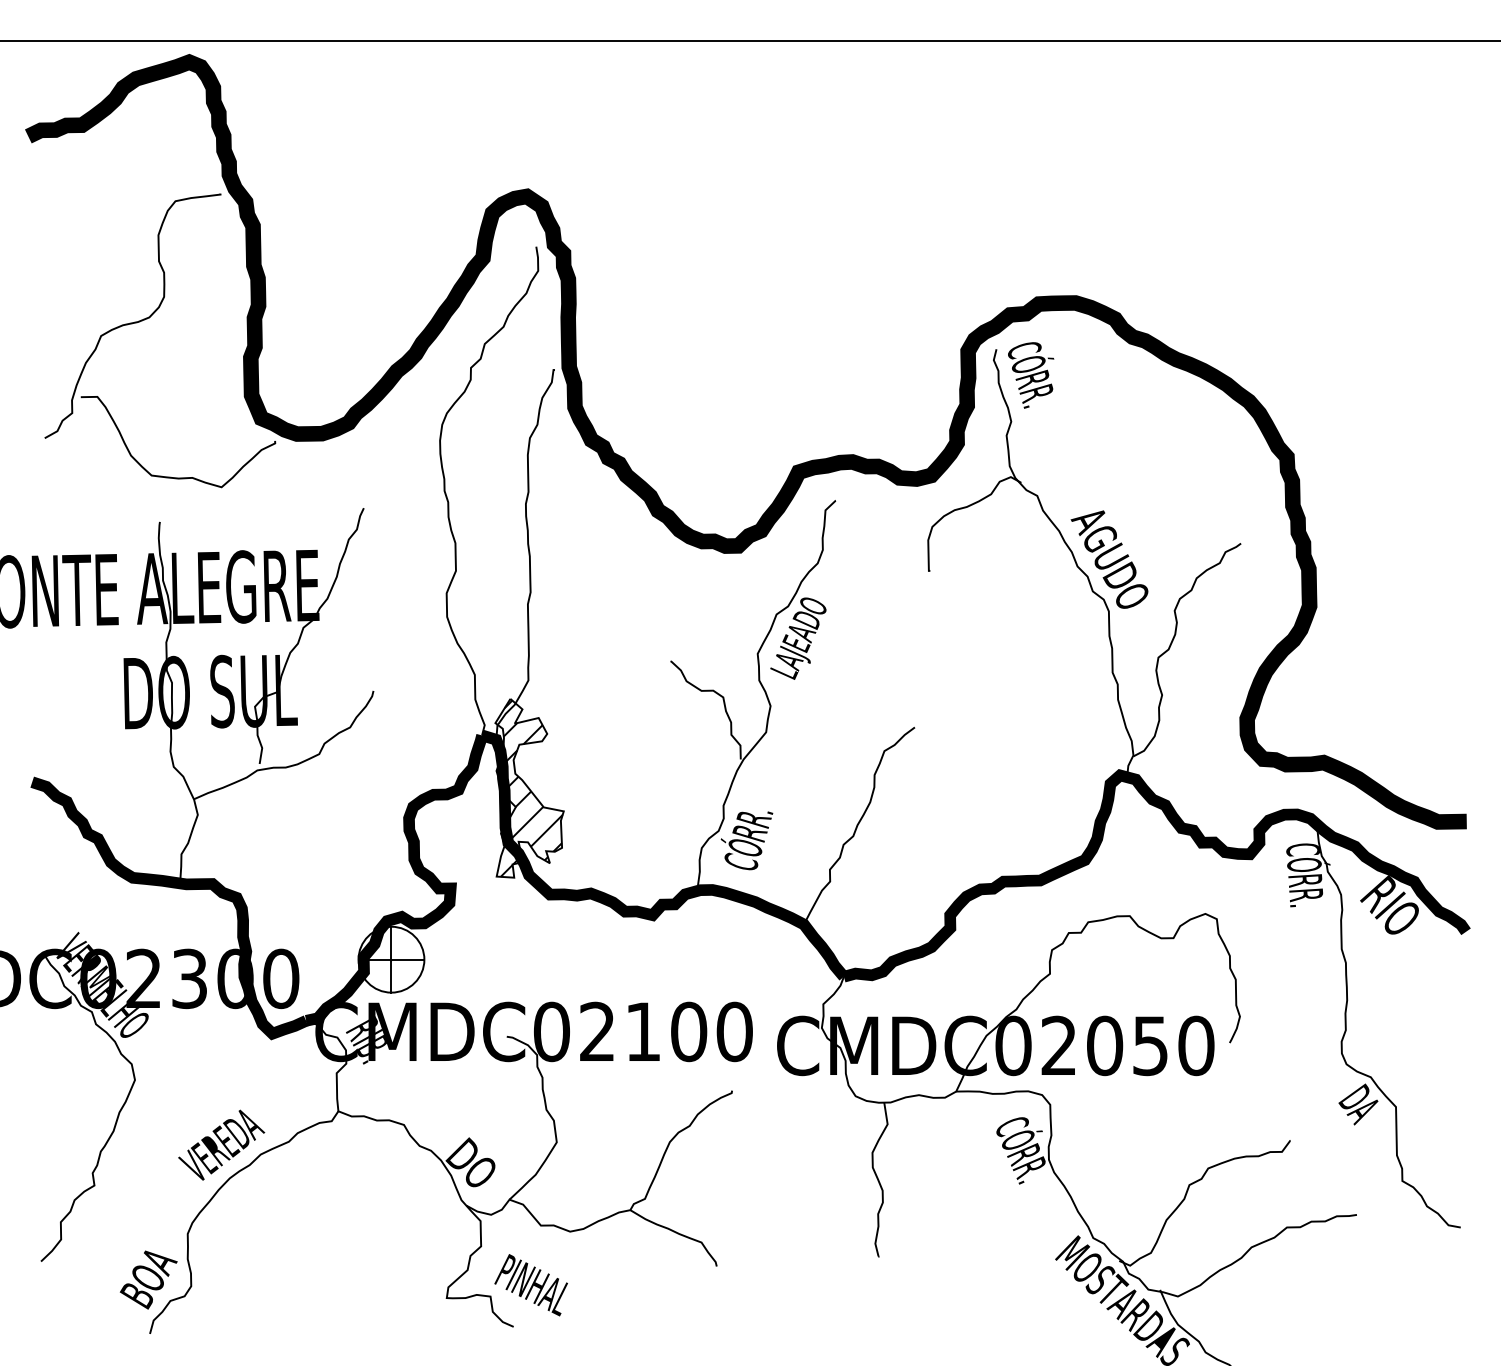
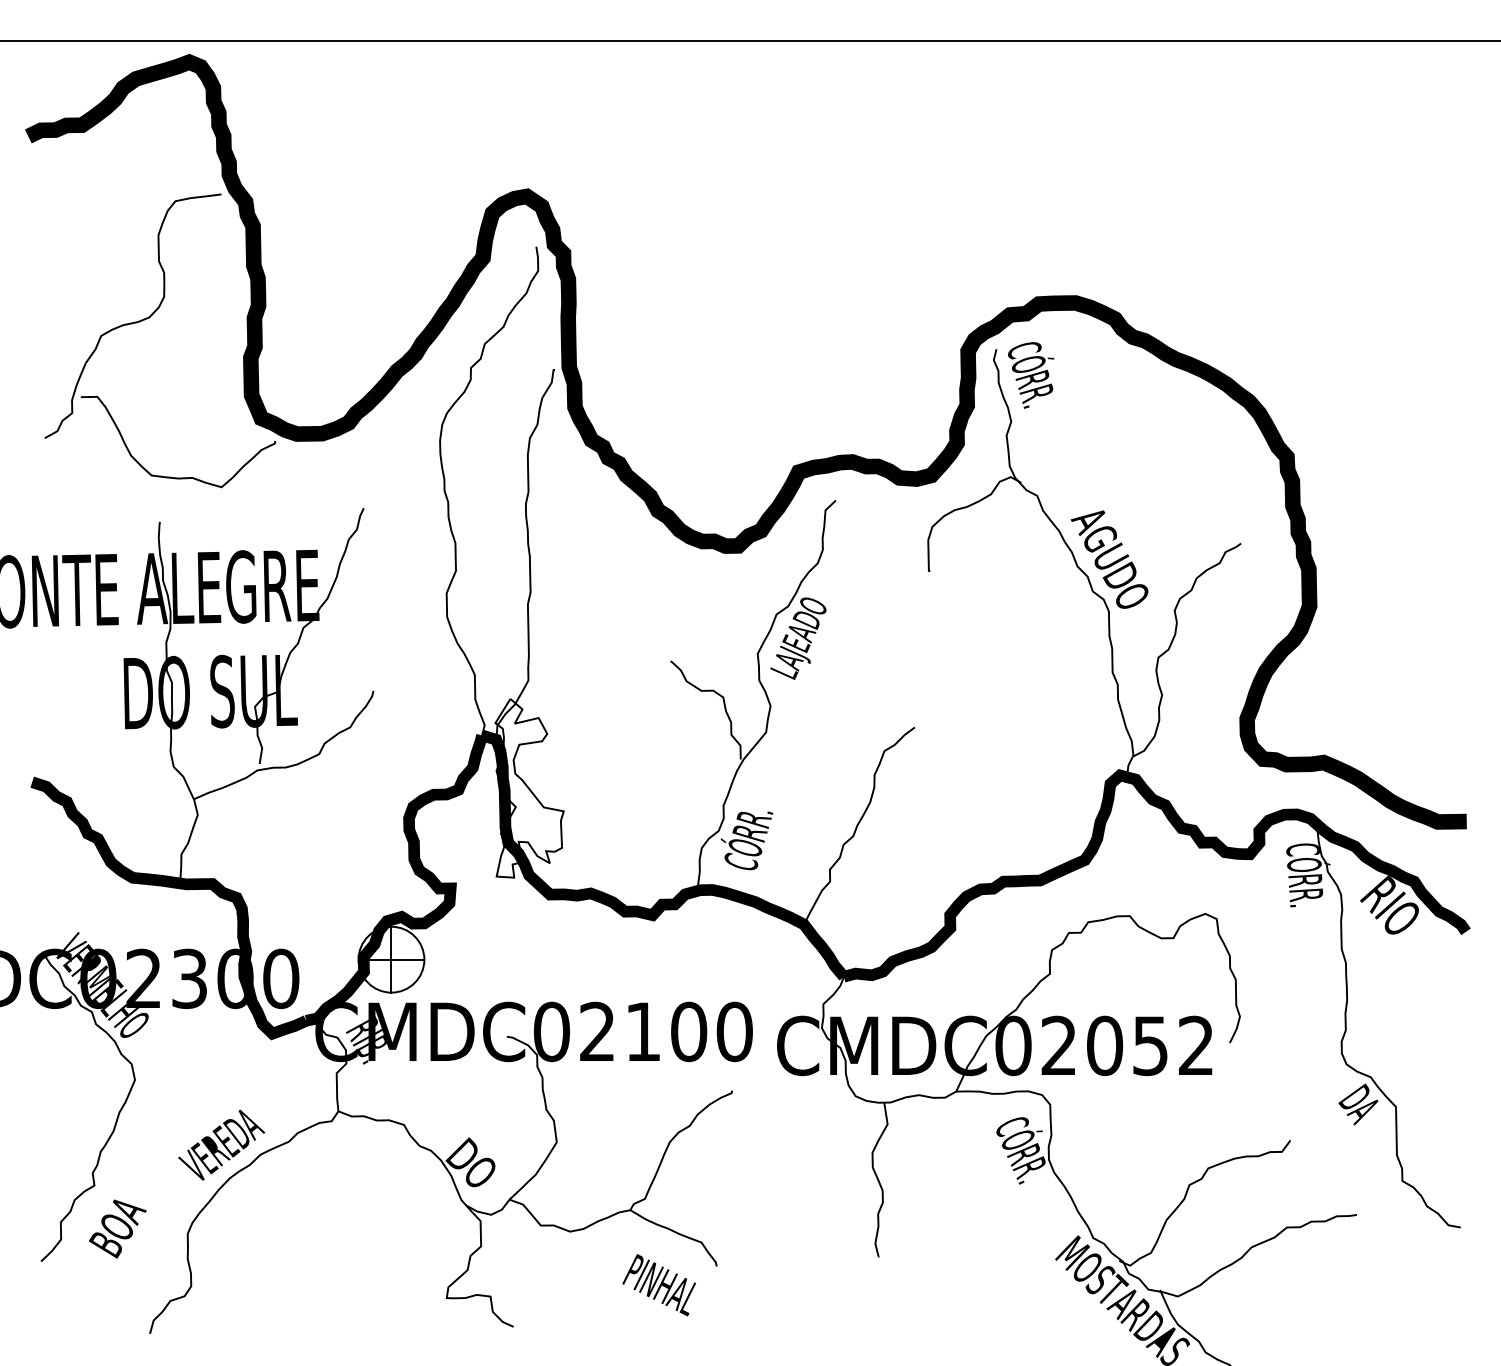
hatch: present -> none (529, 788)
text: CMDC02050 -> CMDC02052 (1196, 1045)
text position: (148, 1279) -> (117, 1228) (117, 1228)
text position: (530, 1285) -> (658, 1285) (658, 1285)
